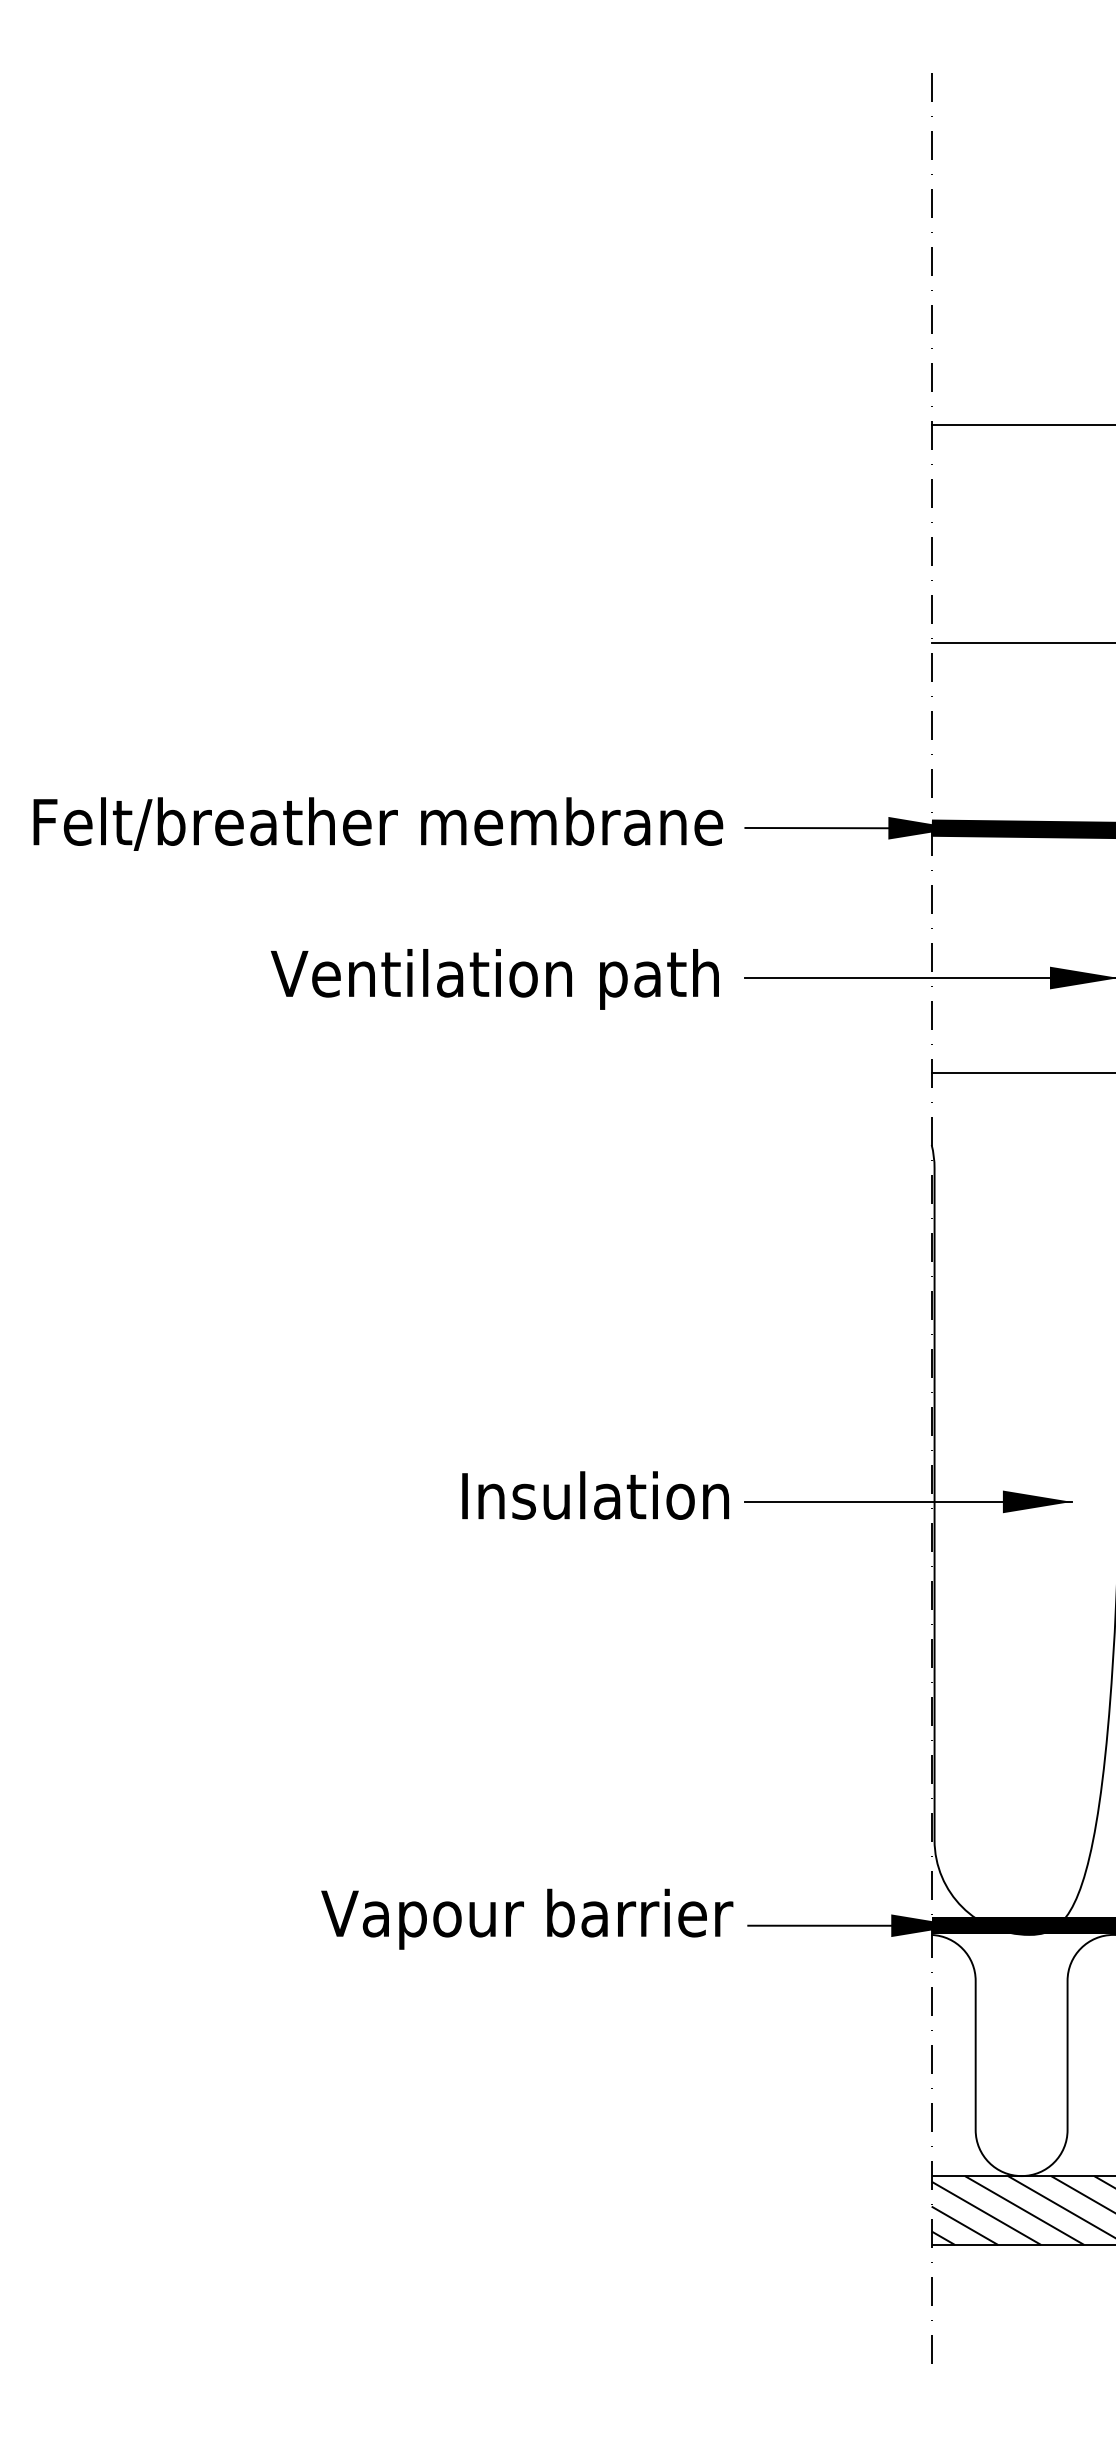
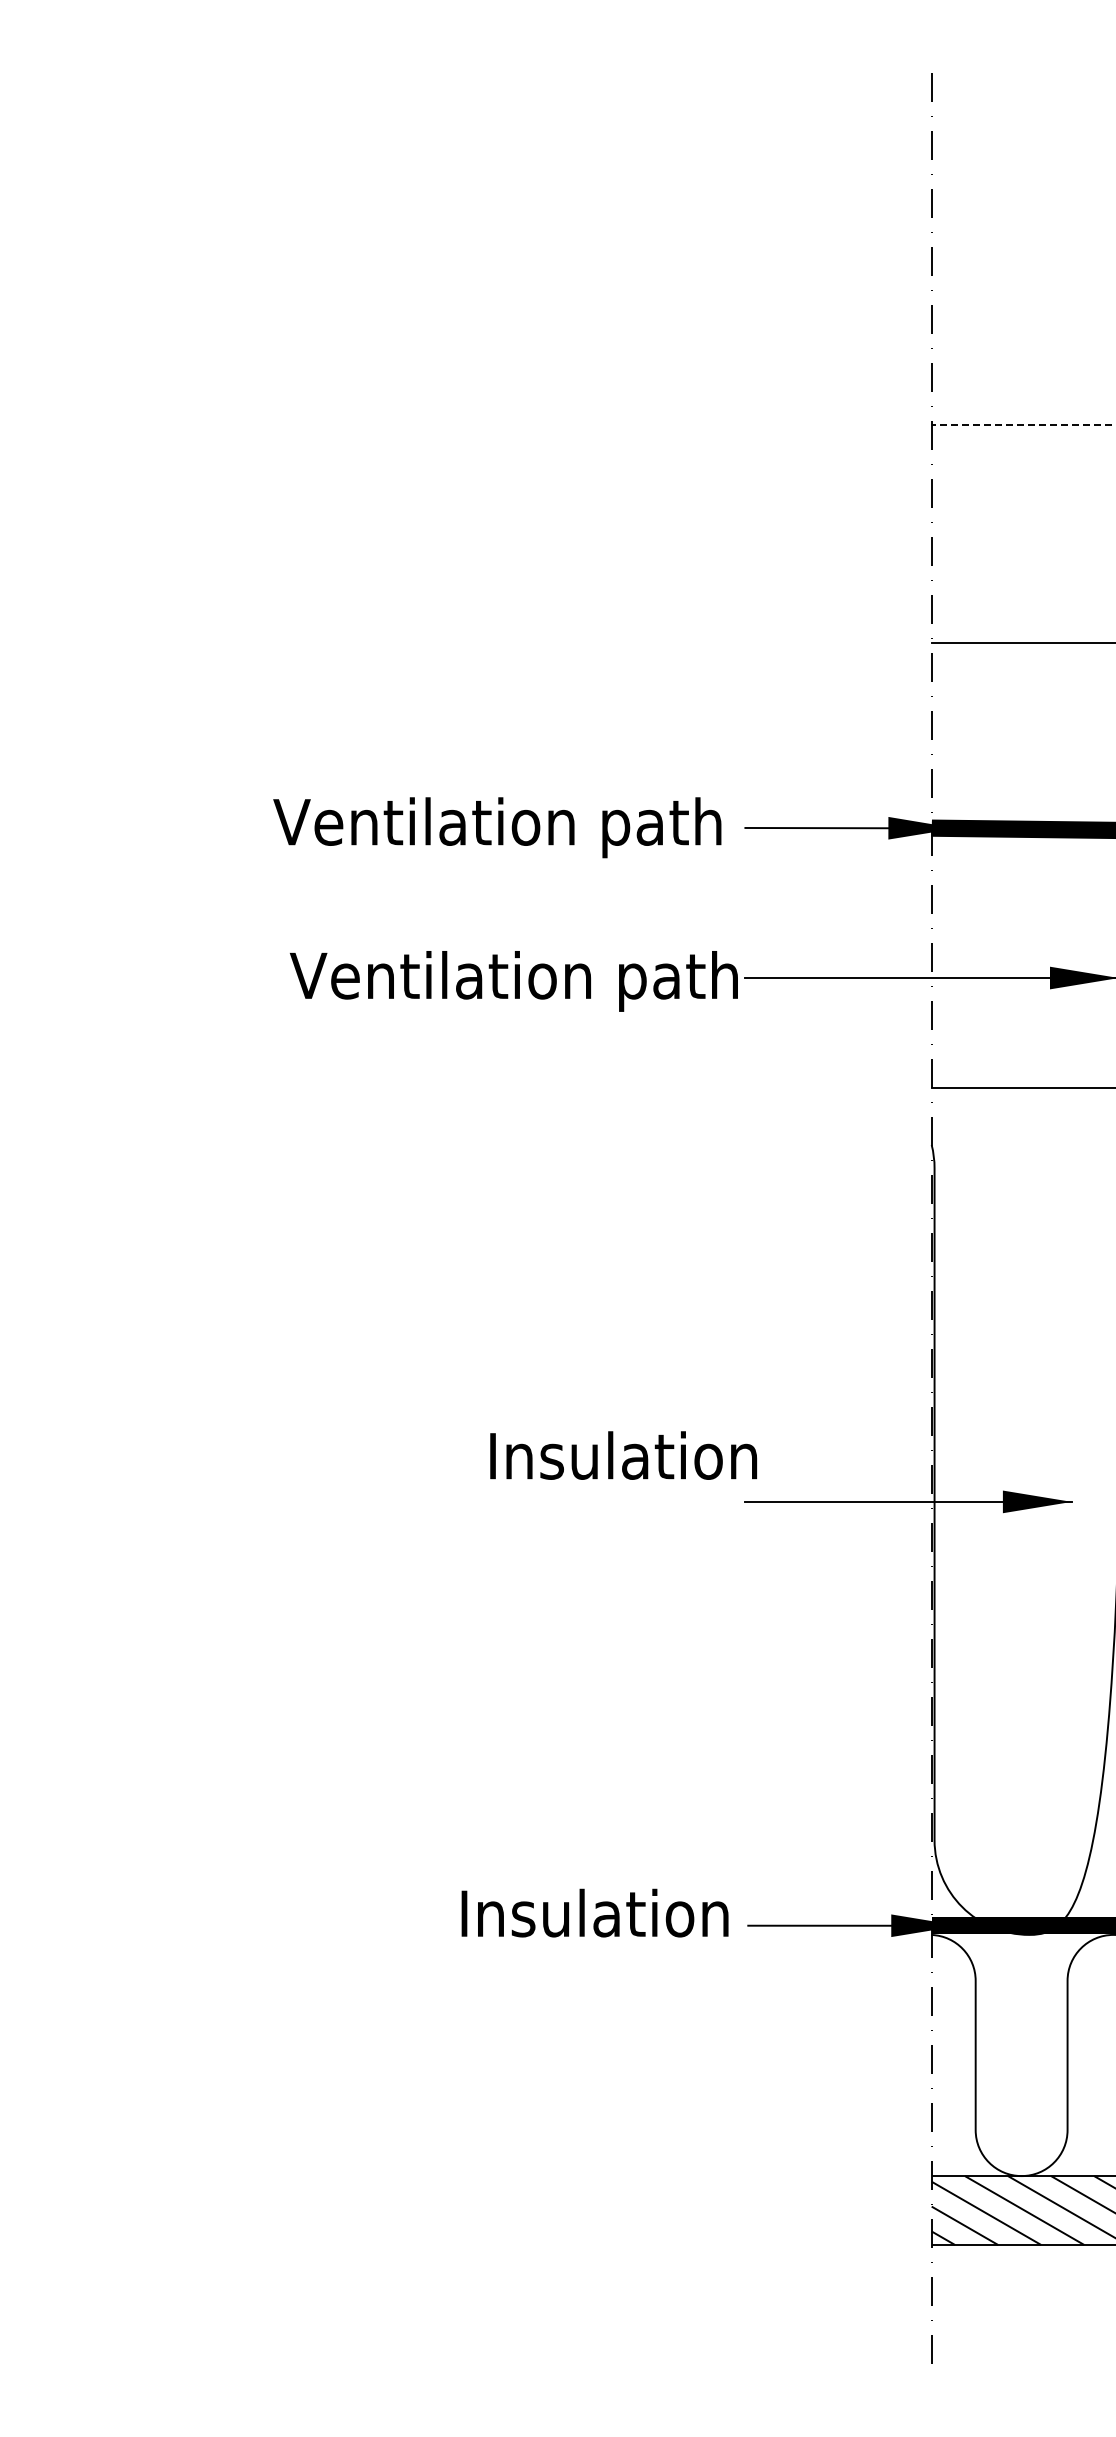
line: solid -> dashed (1023, 424)
text: Felt/breather membrane -> Ventilation path (378, 827)
text position: (494, 979) -> (513, 981) (513, 981)
line position: (1021, 1073) -> (1021, 1088) (1021, 1088)
text position: (595, 1495) -> (623, 1455) (623, 1455)
text: Vapour barrier -> Insulation (527, 1918)
